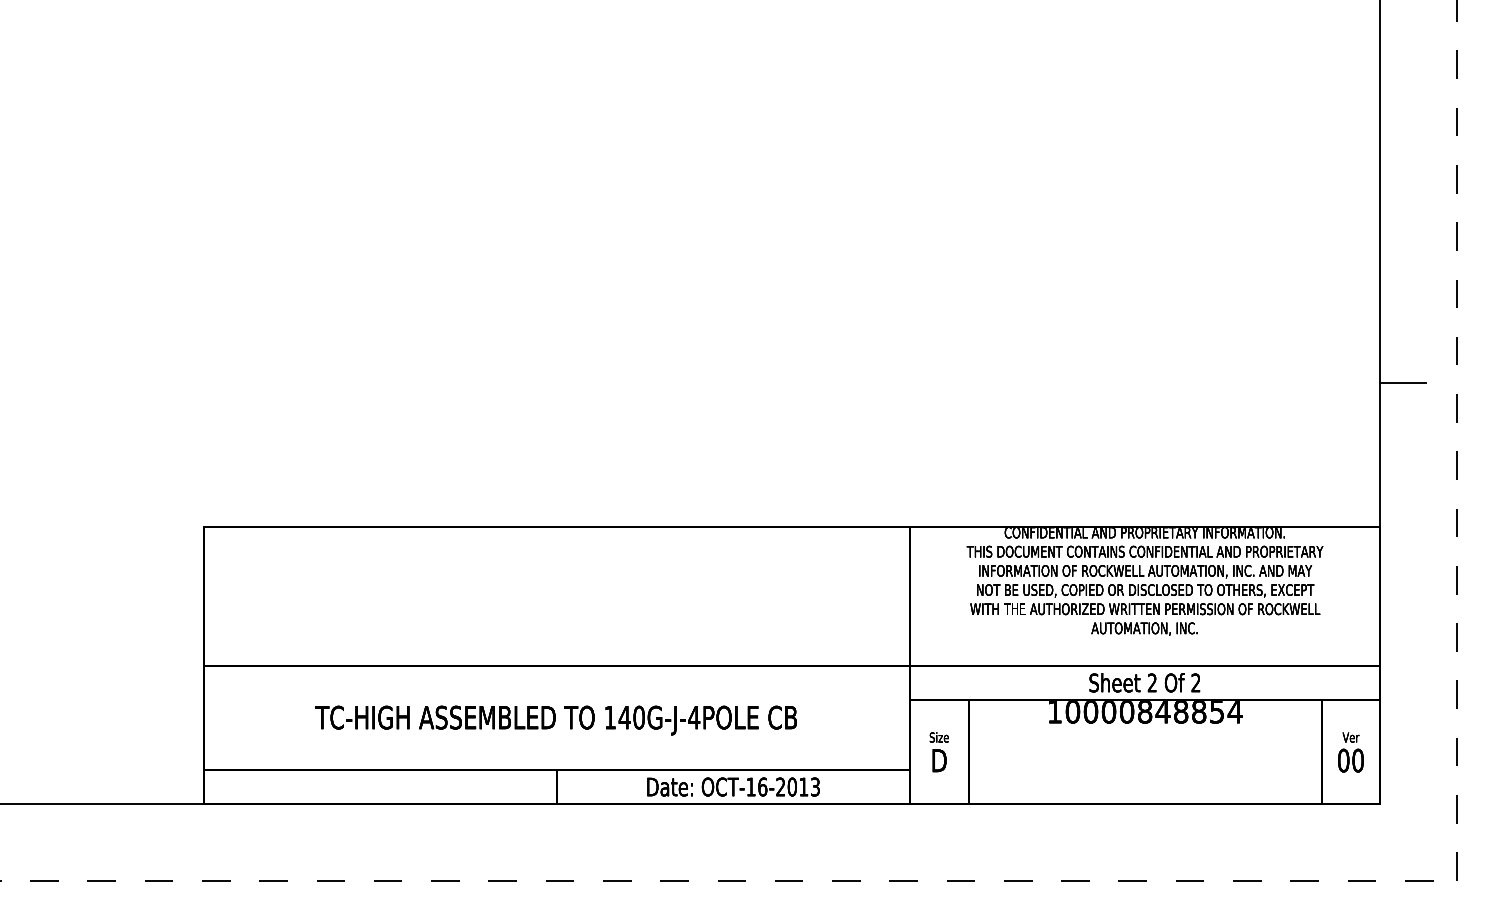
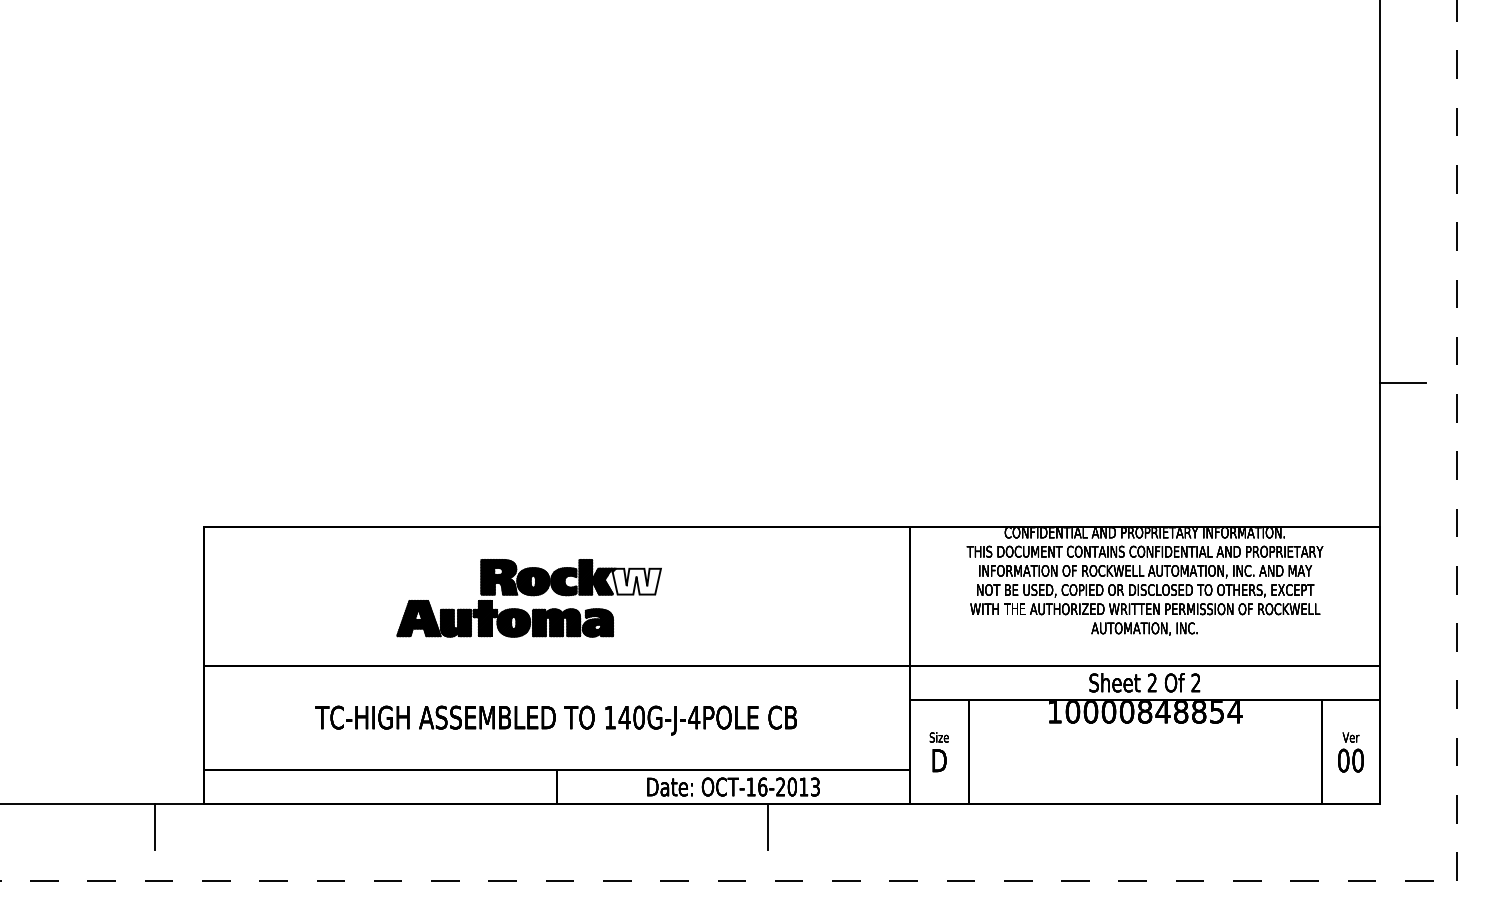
part: none -> present (528, 598)
line: none -> present (155, 827)
line: none -> present (767, 827)
